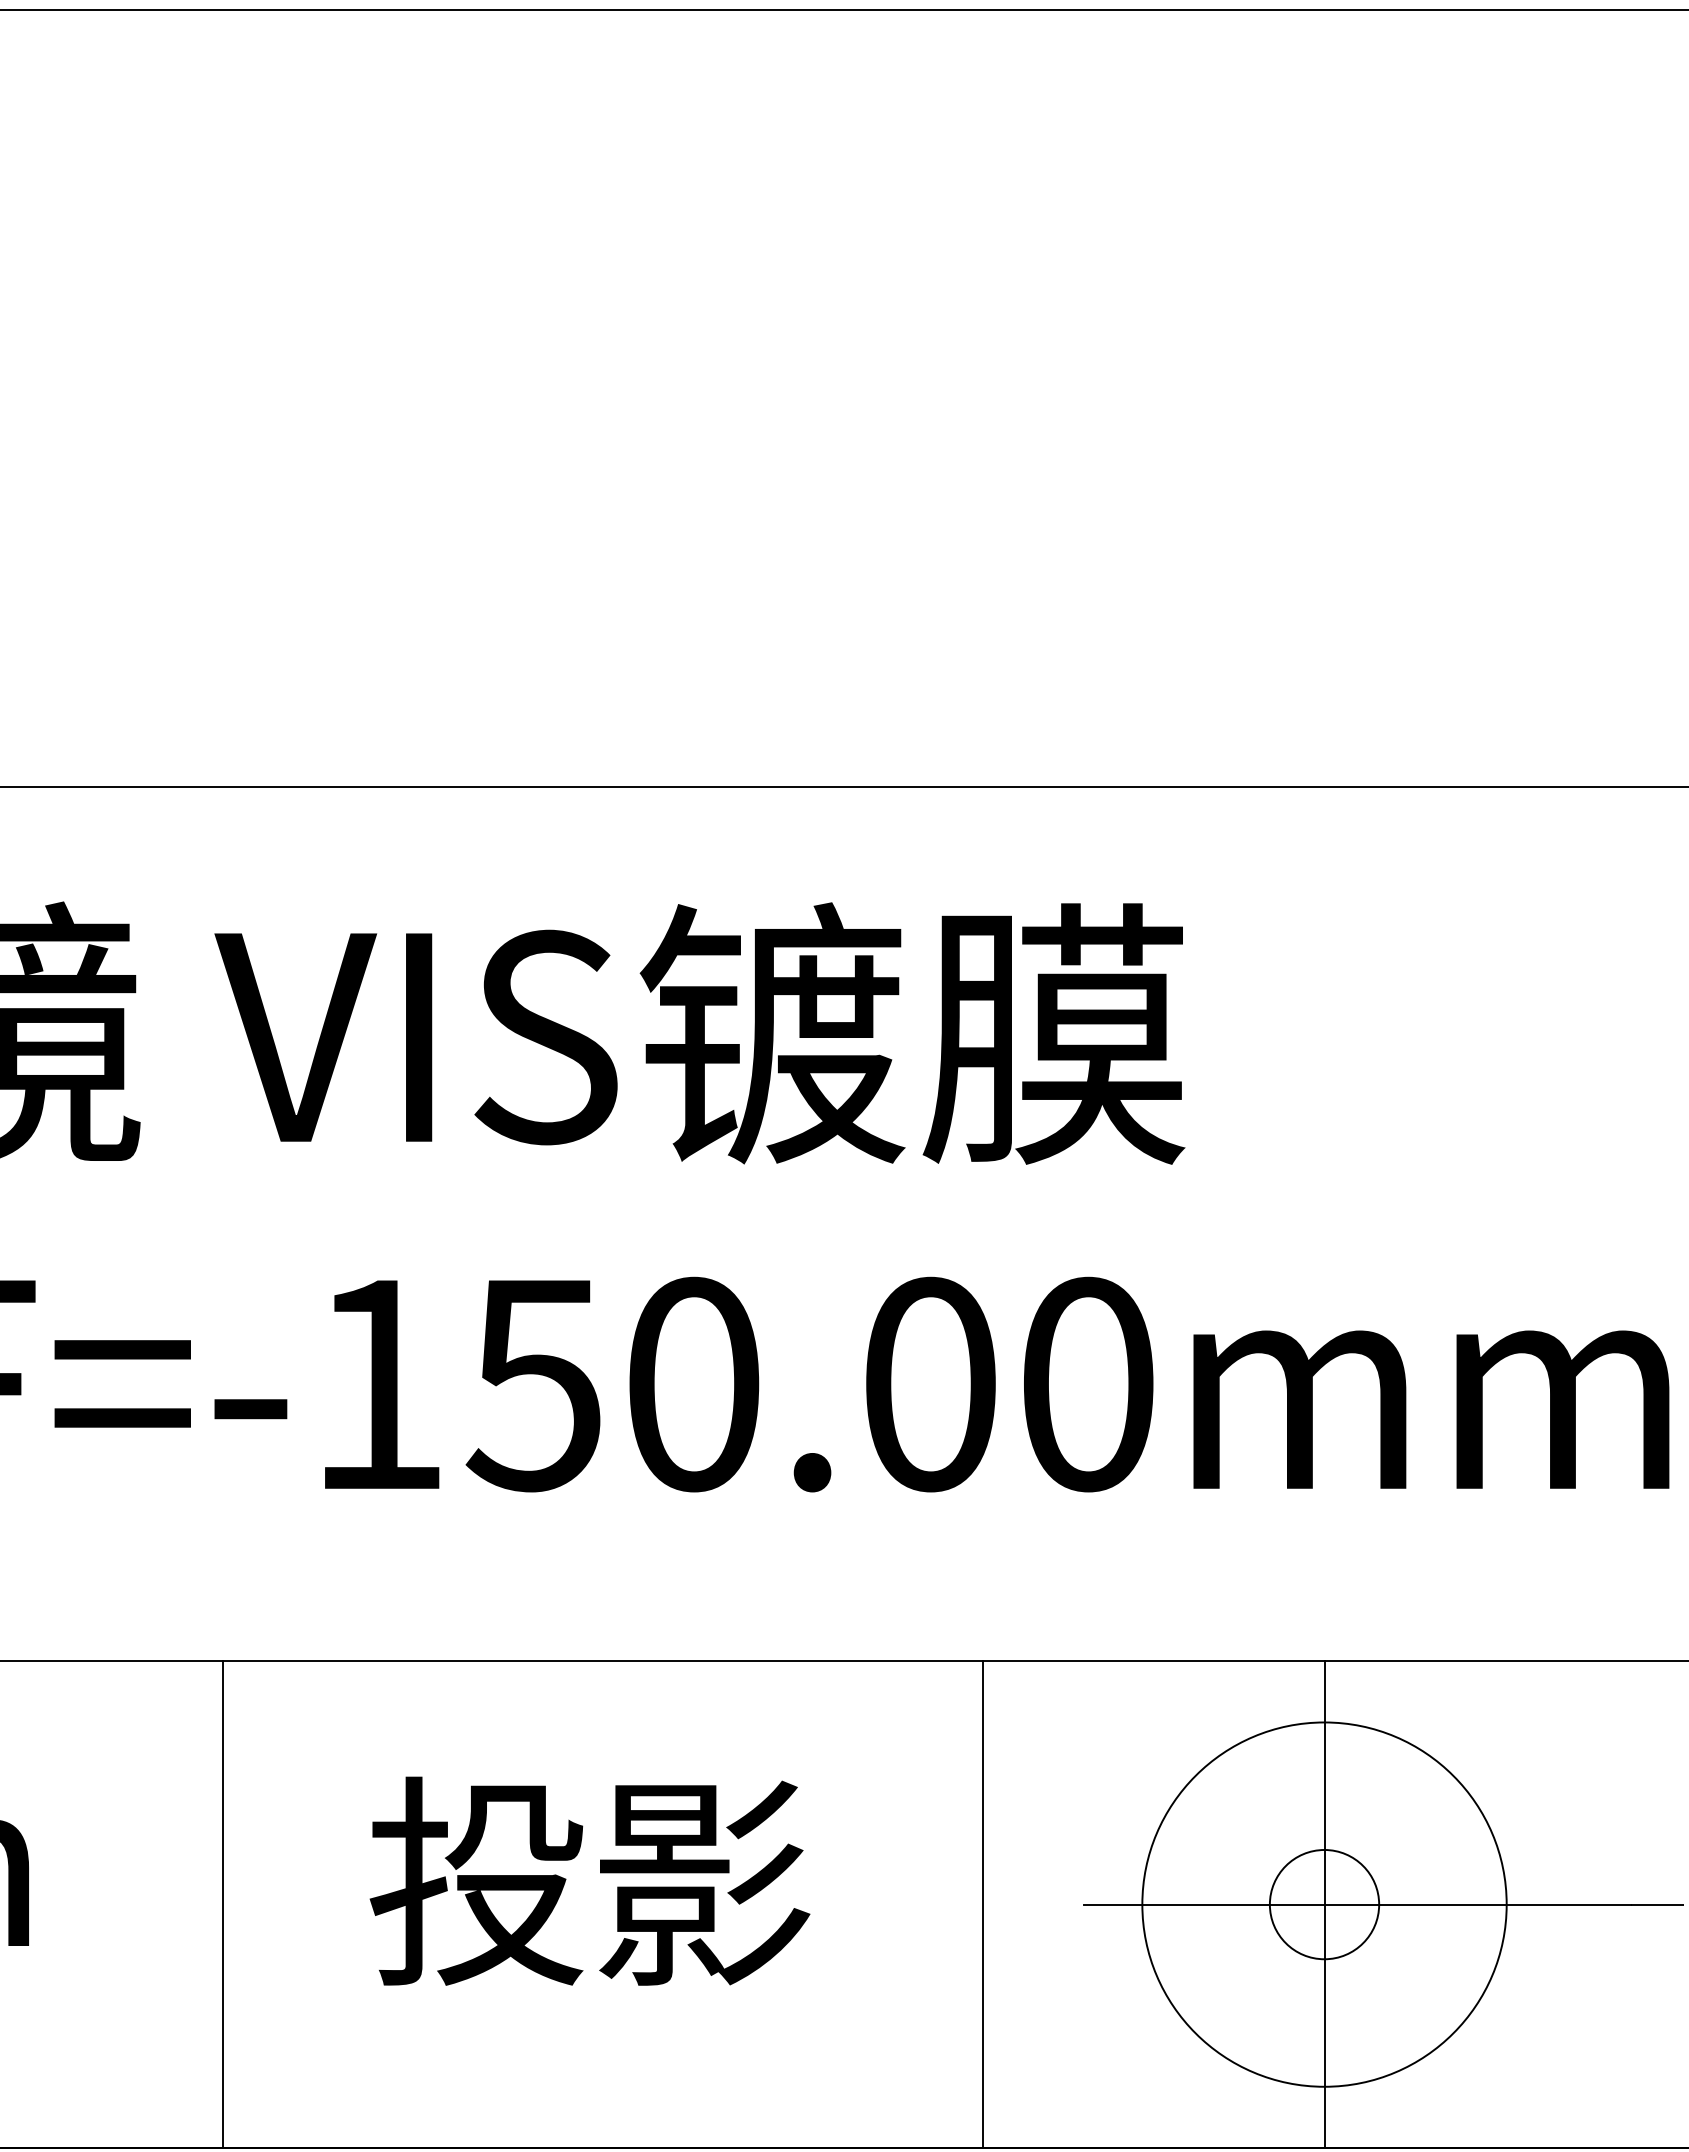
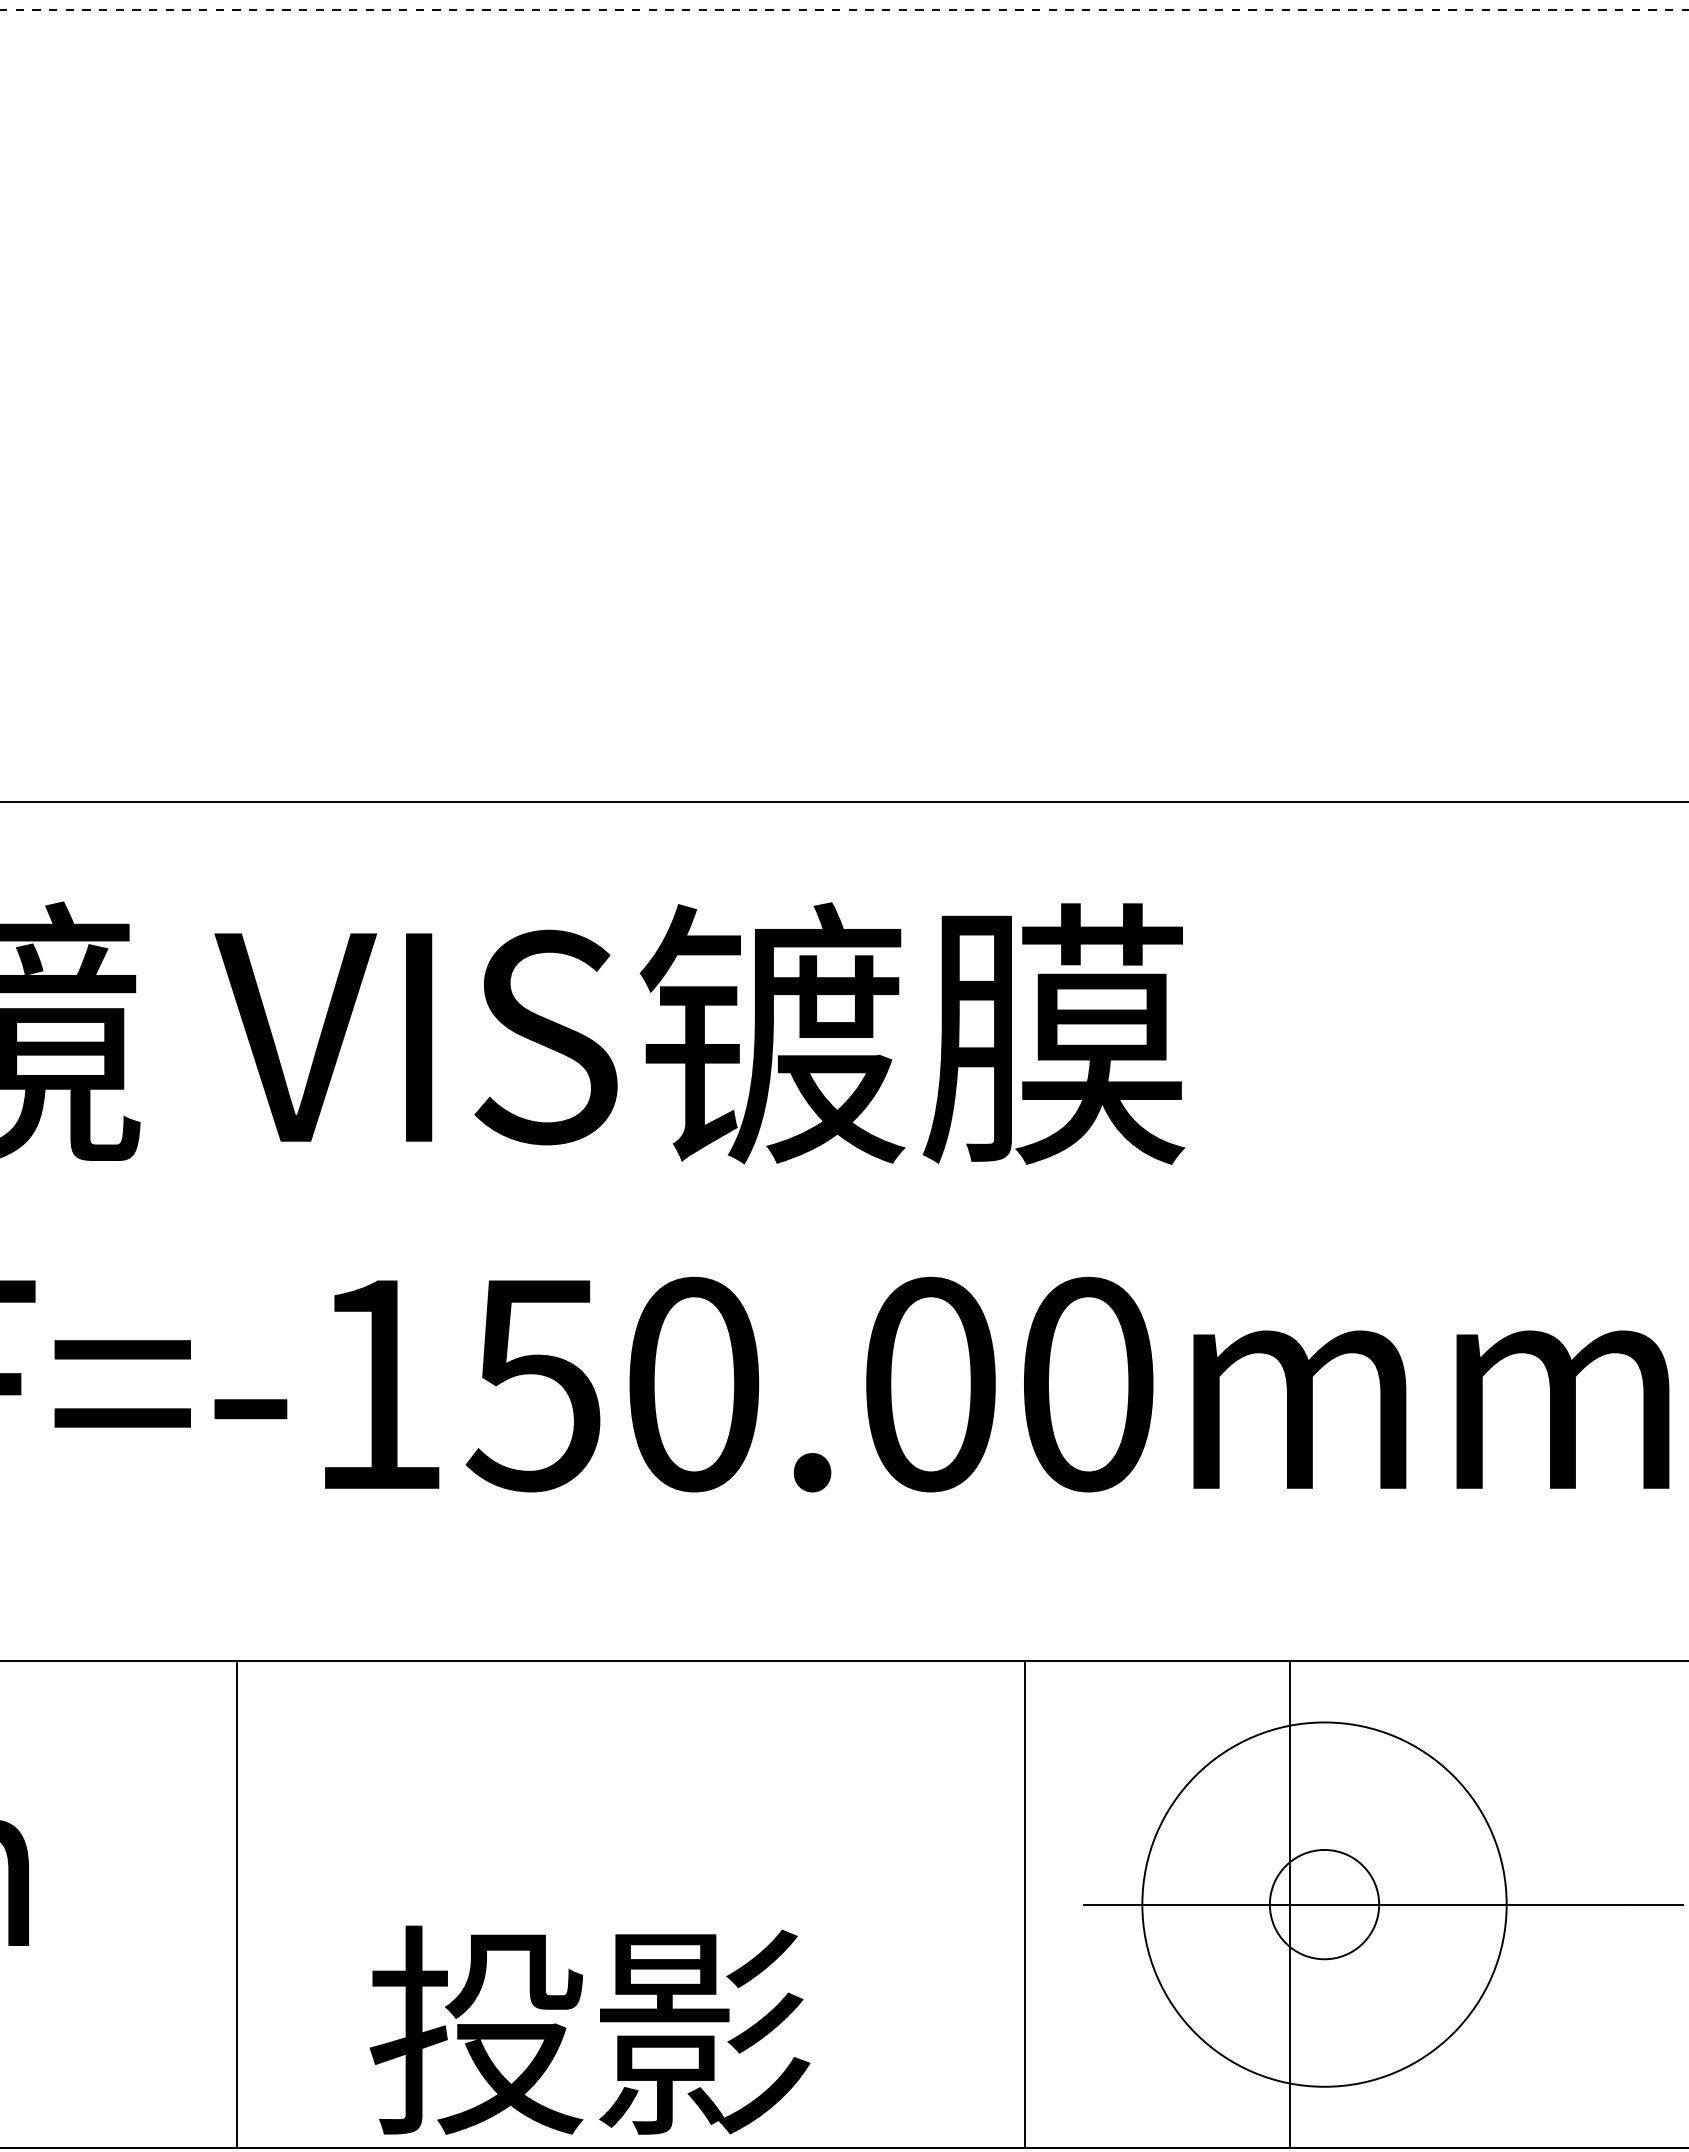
line: solid -> dashed (845, 10)
line position: (843, 787) -> (843, 802) (843, 802)
text position: (589, 1880) -> (589, 2029) (589, 2029)
line position: (222, 1904) -> (236, 1904) (236, 1904)
line position: (983, 1904) -> (1025, 1904) (1025, 1904)
line position: (1324, 1904) -> (1289, 1904) (1289, 1904)
